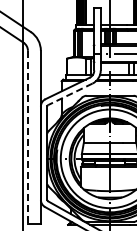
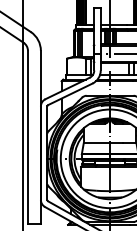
line: dashed -> solid (70, 94)
line: dashed -> solid (27, 137)
